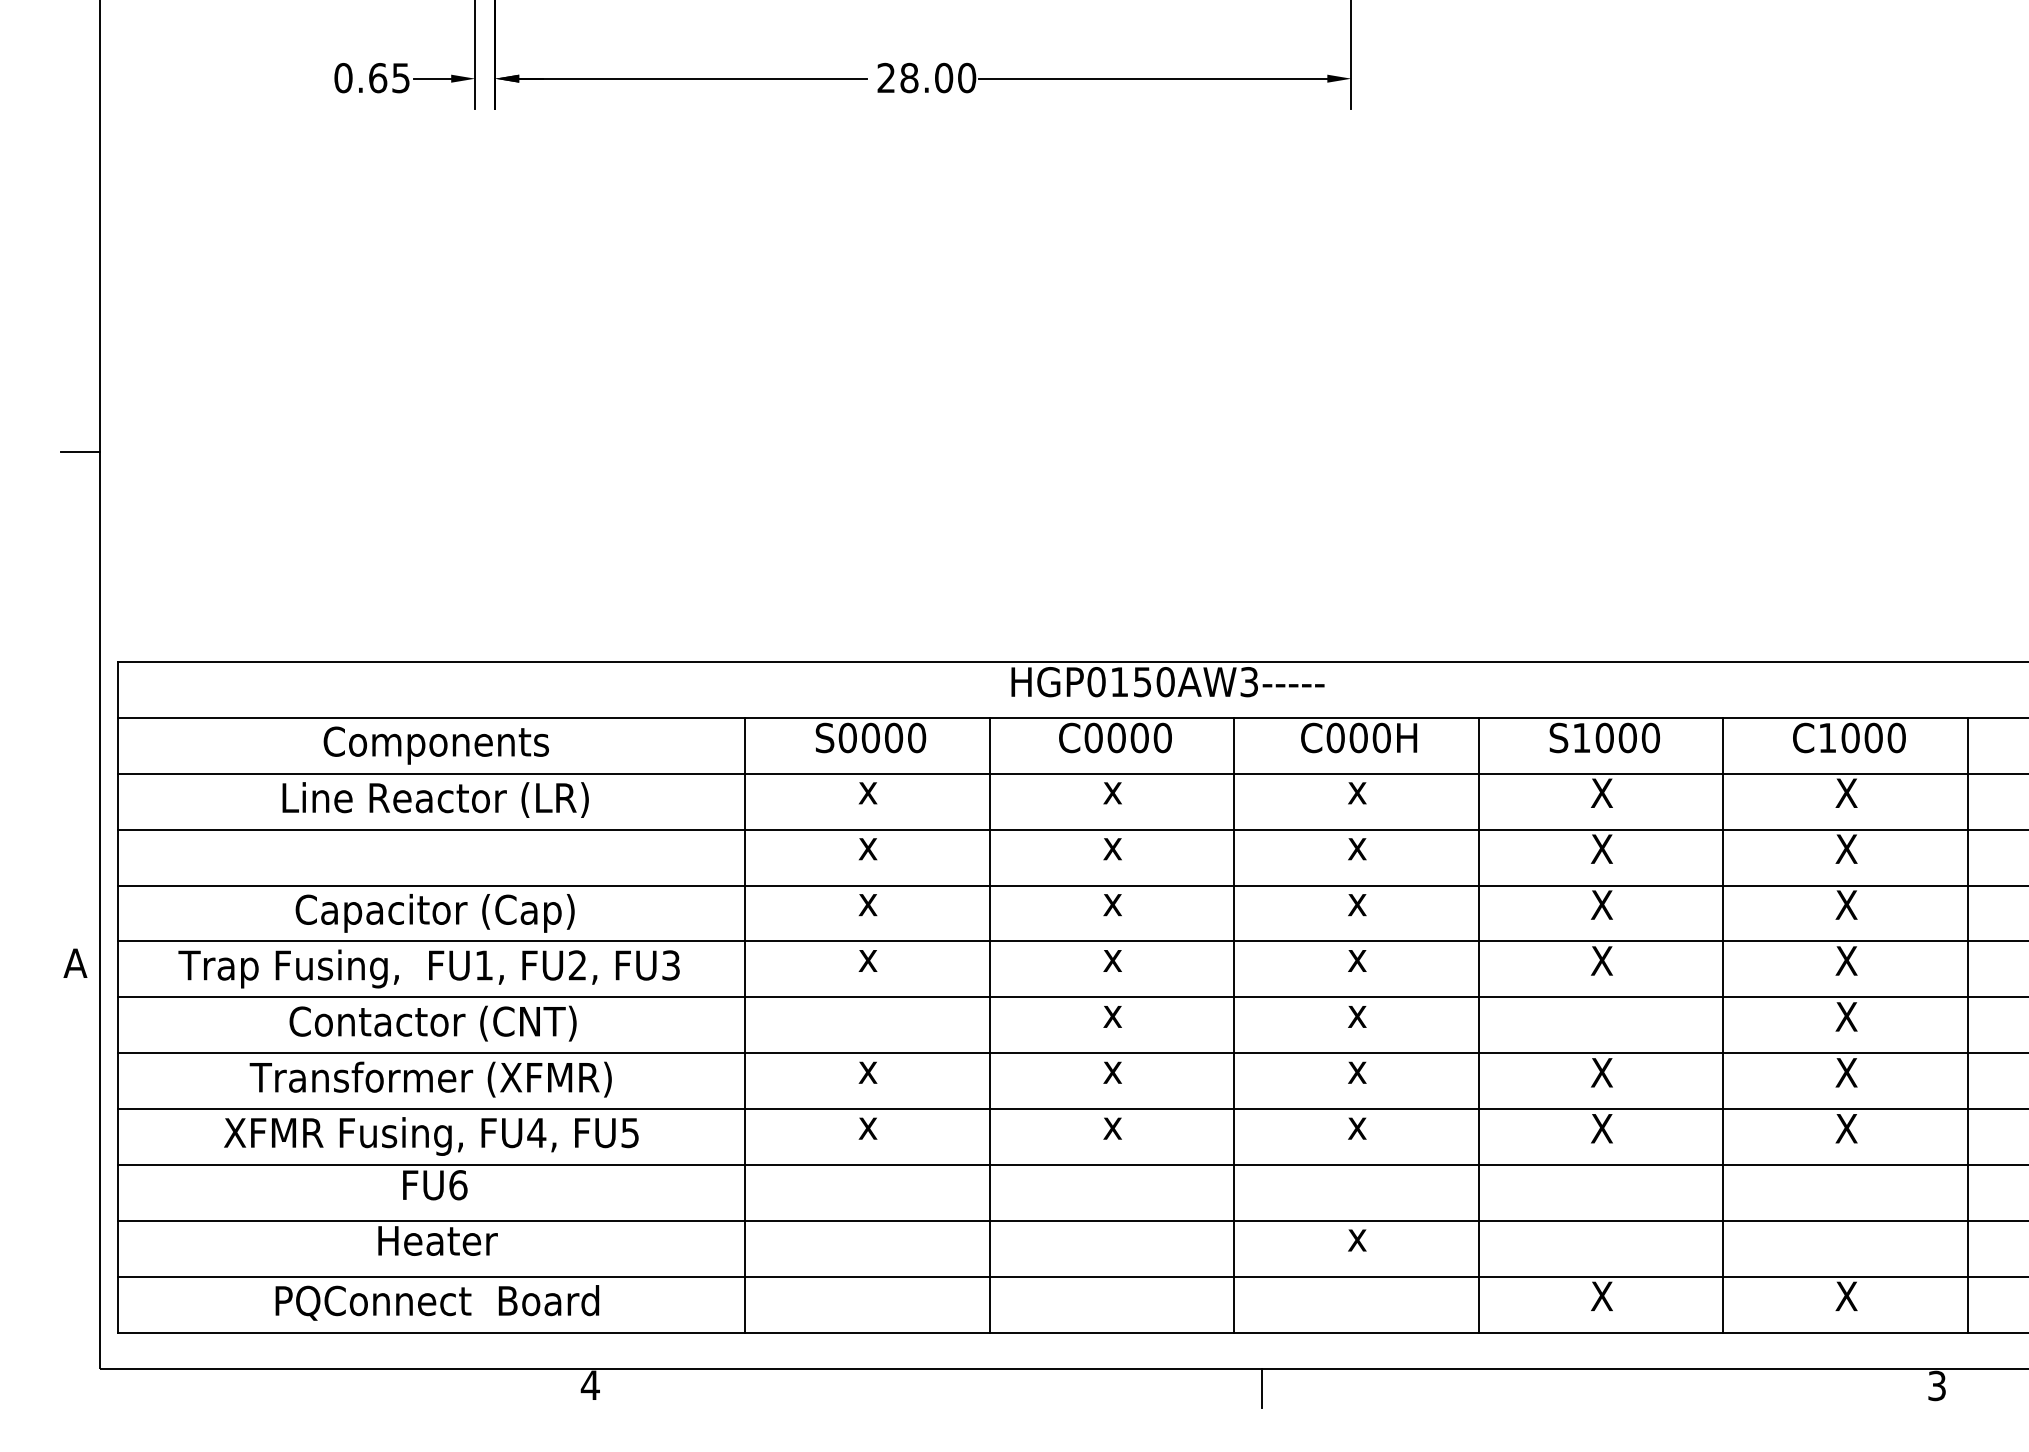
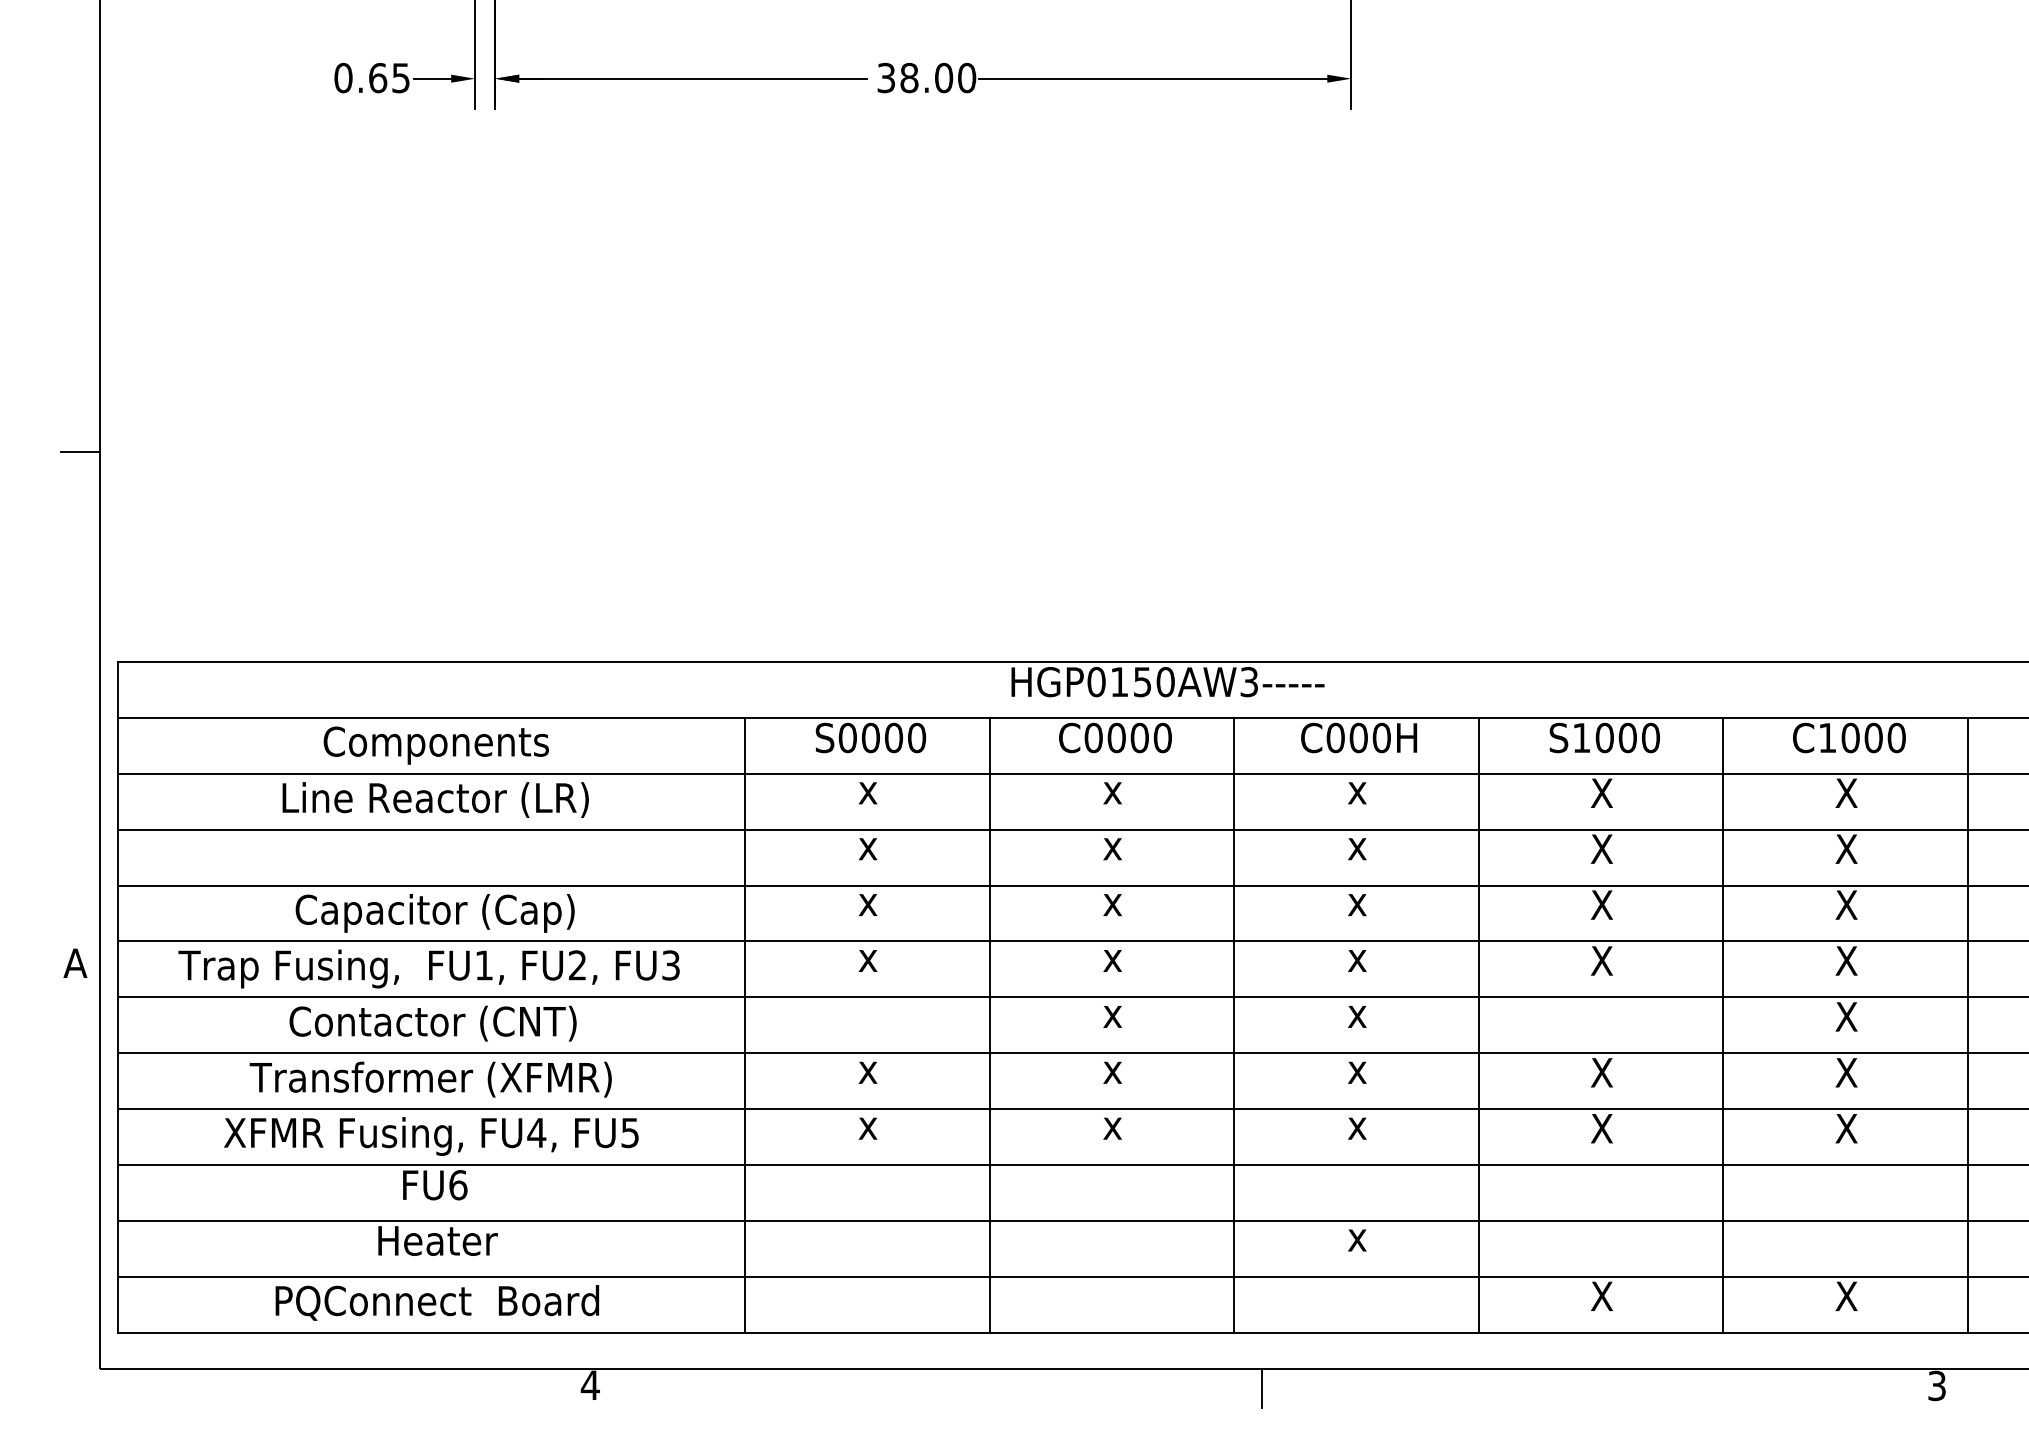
text: 28.00 -> 38.00 (886, 78)
